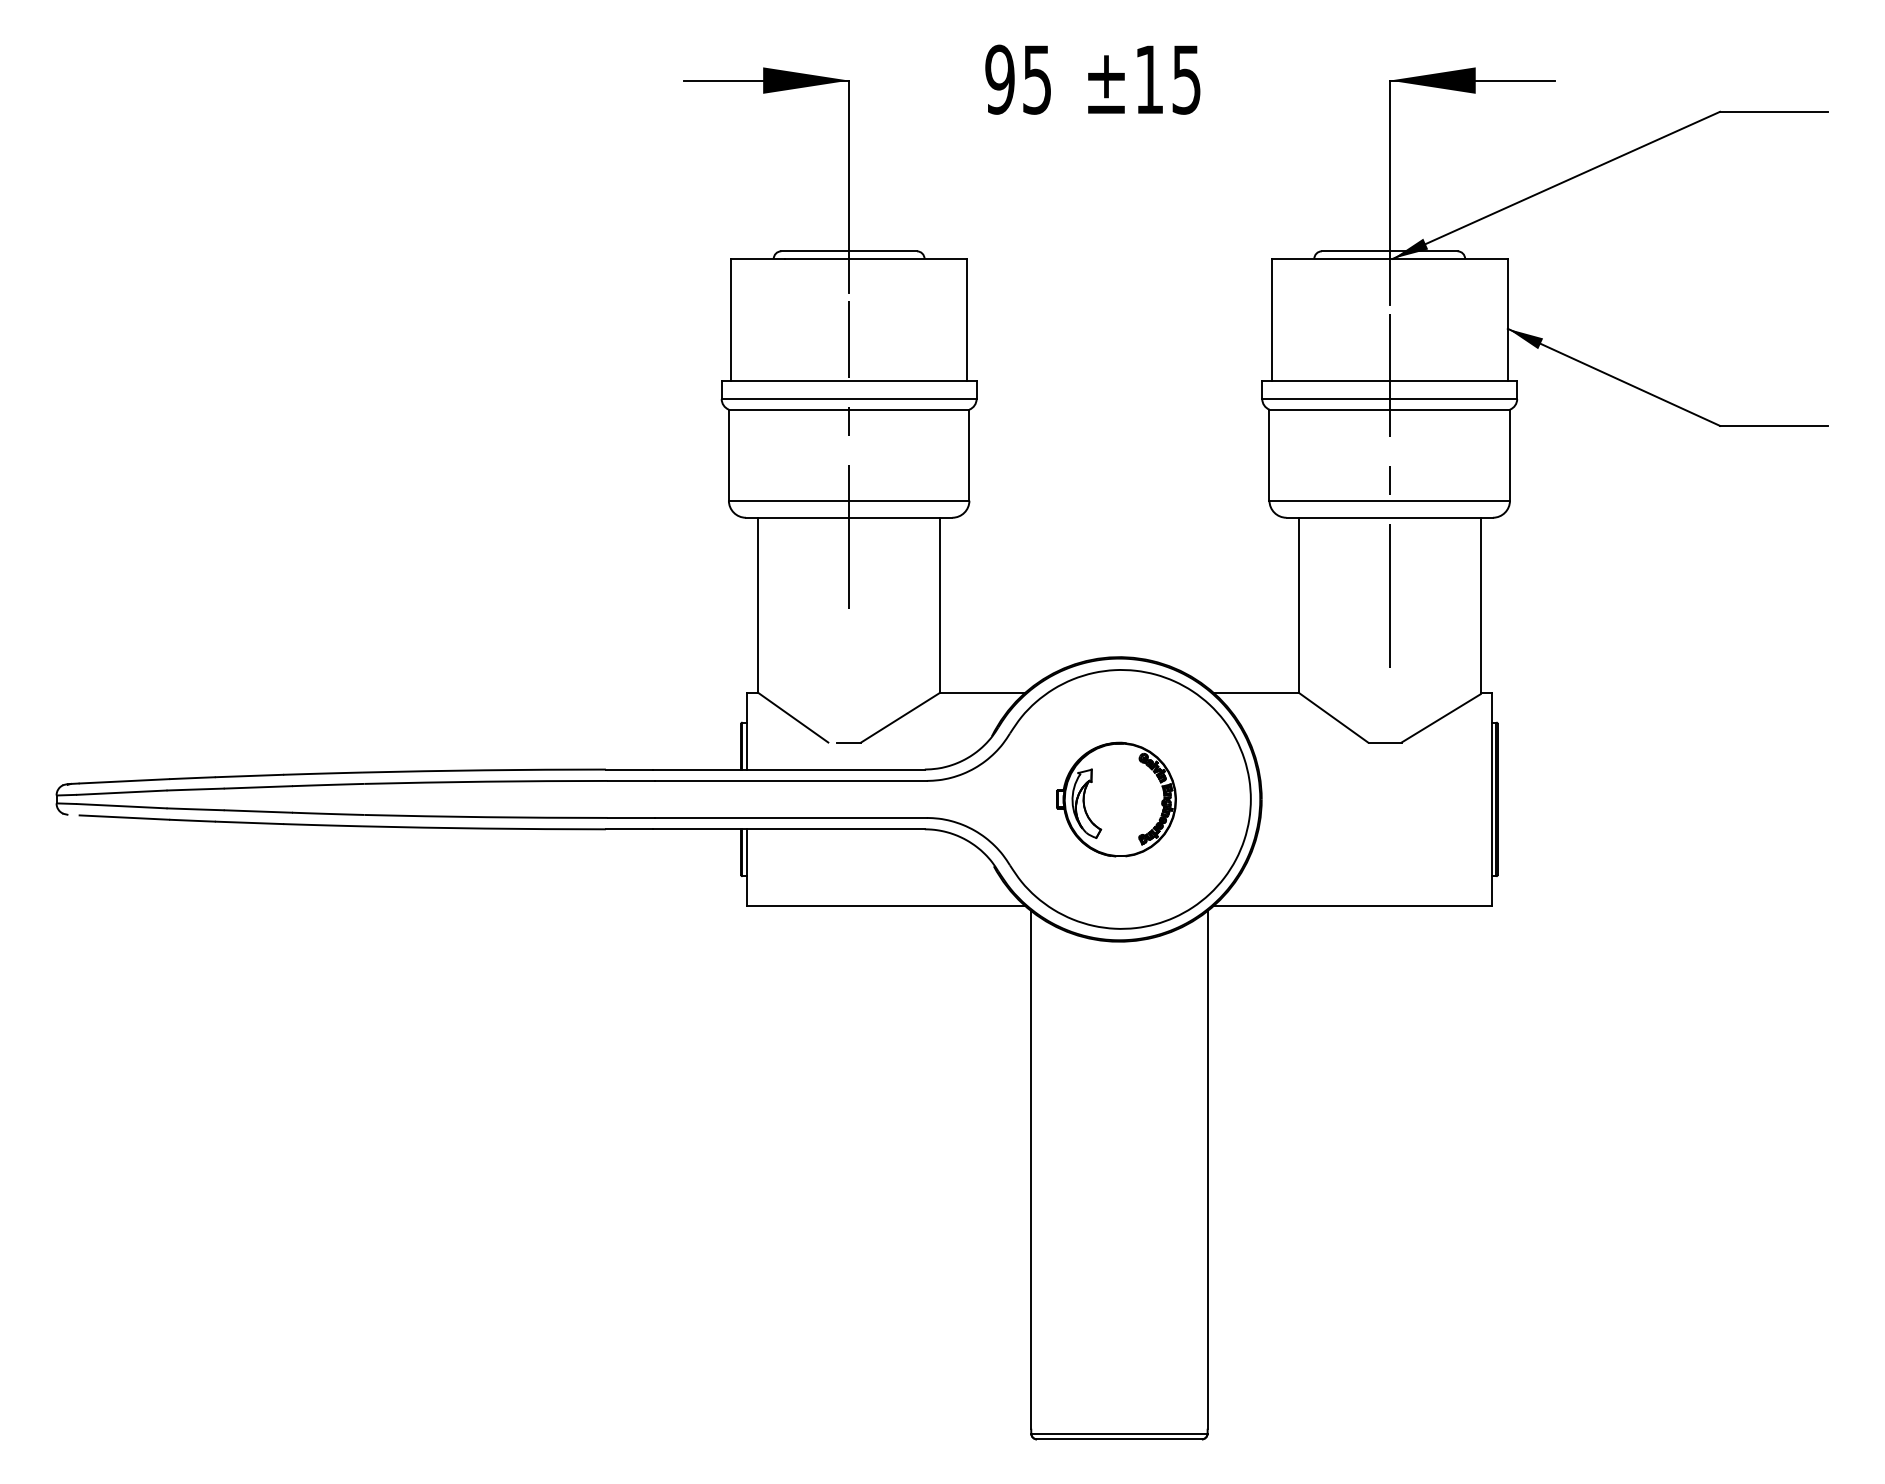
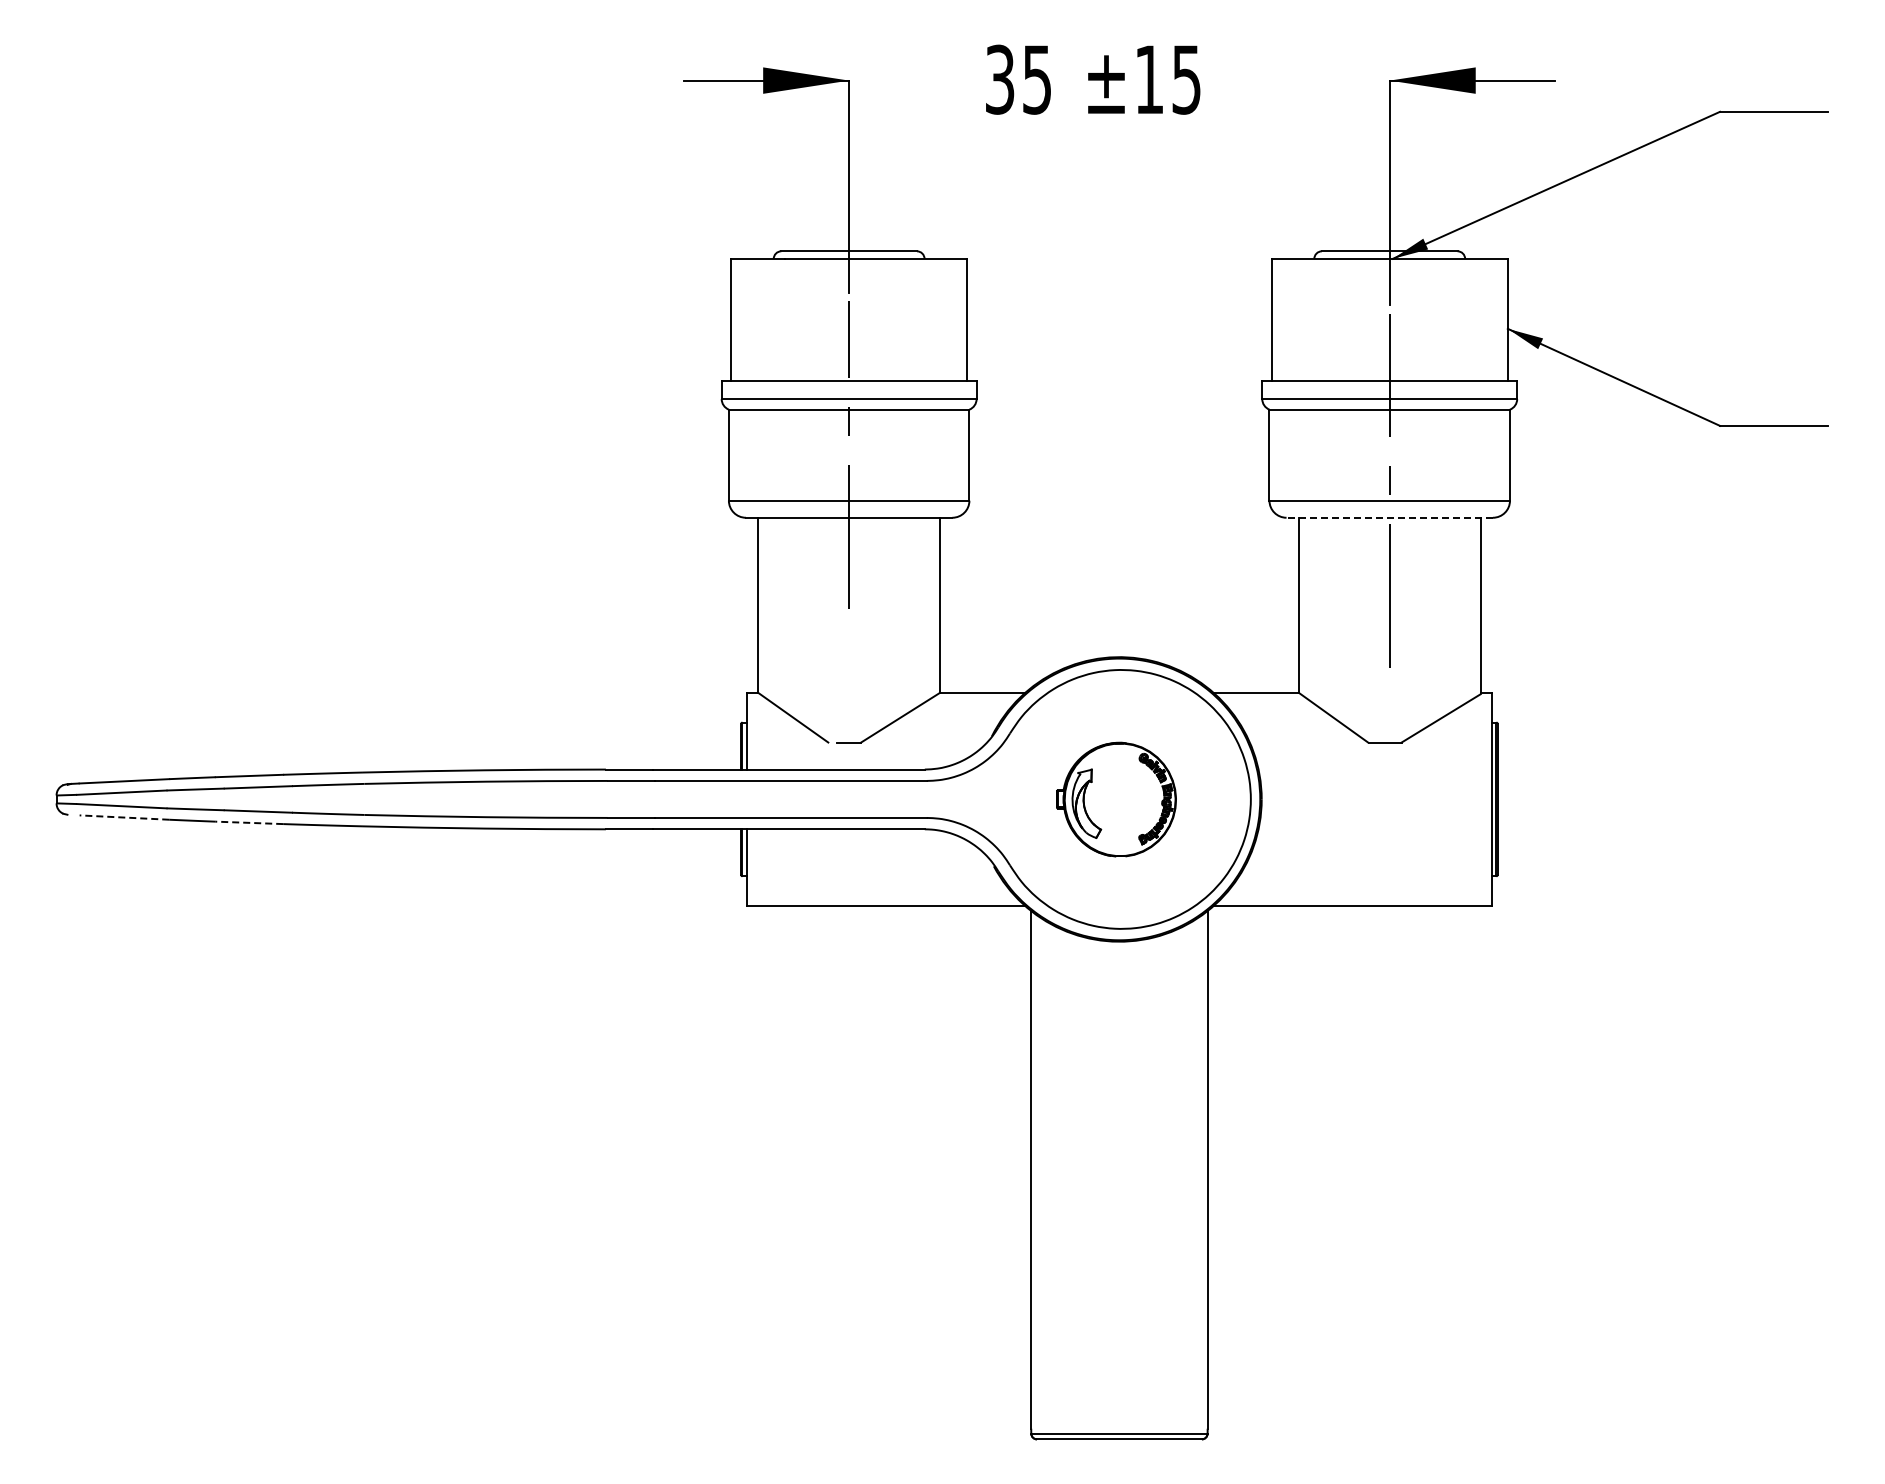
text: 95 -> 35 (999, 79)
line: solid -> dashed (1389, 517)
line: solid -> dashed (124, 817)
line: solid -> dashed (249, 822)
